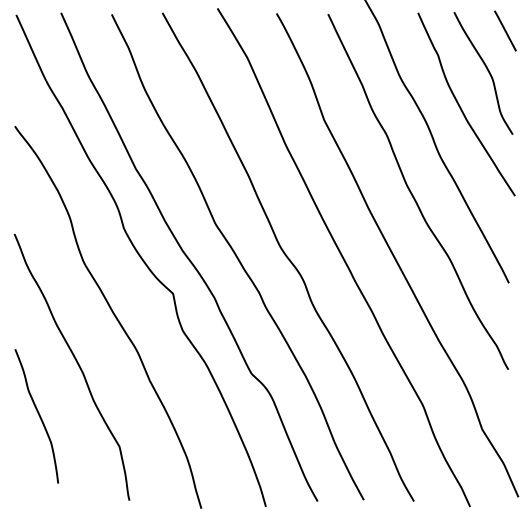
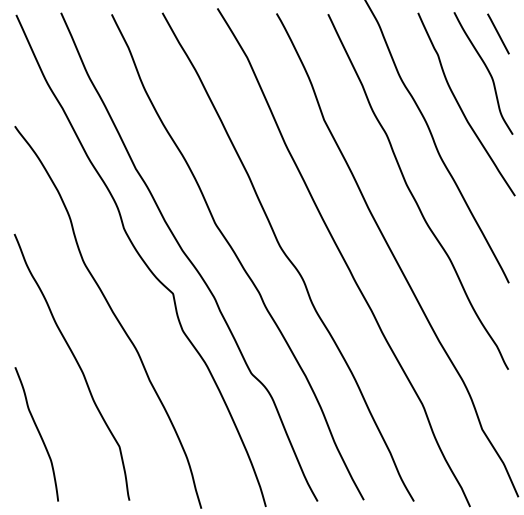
line position: (505, 30) -> (498, 33) (498, 33)
curve position: (38, 415) -> (38, 433) (38, 433)
